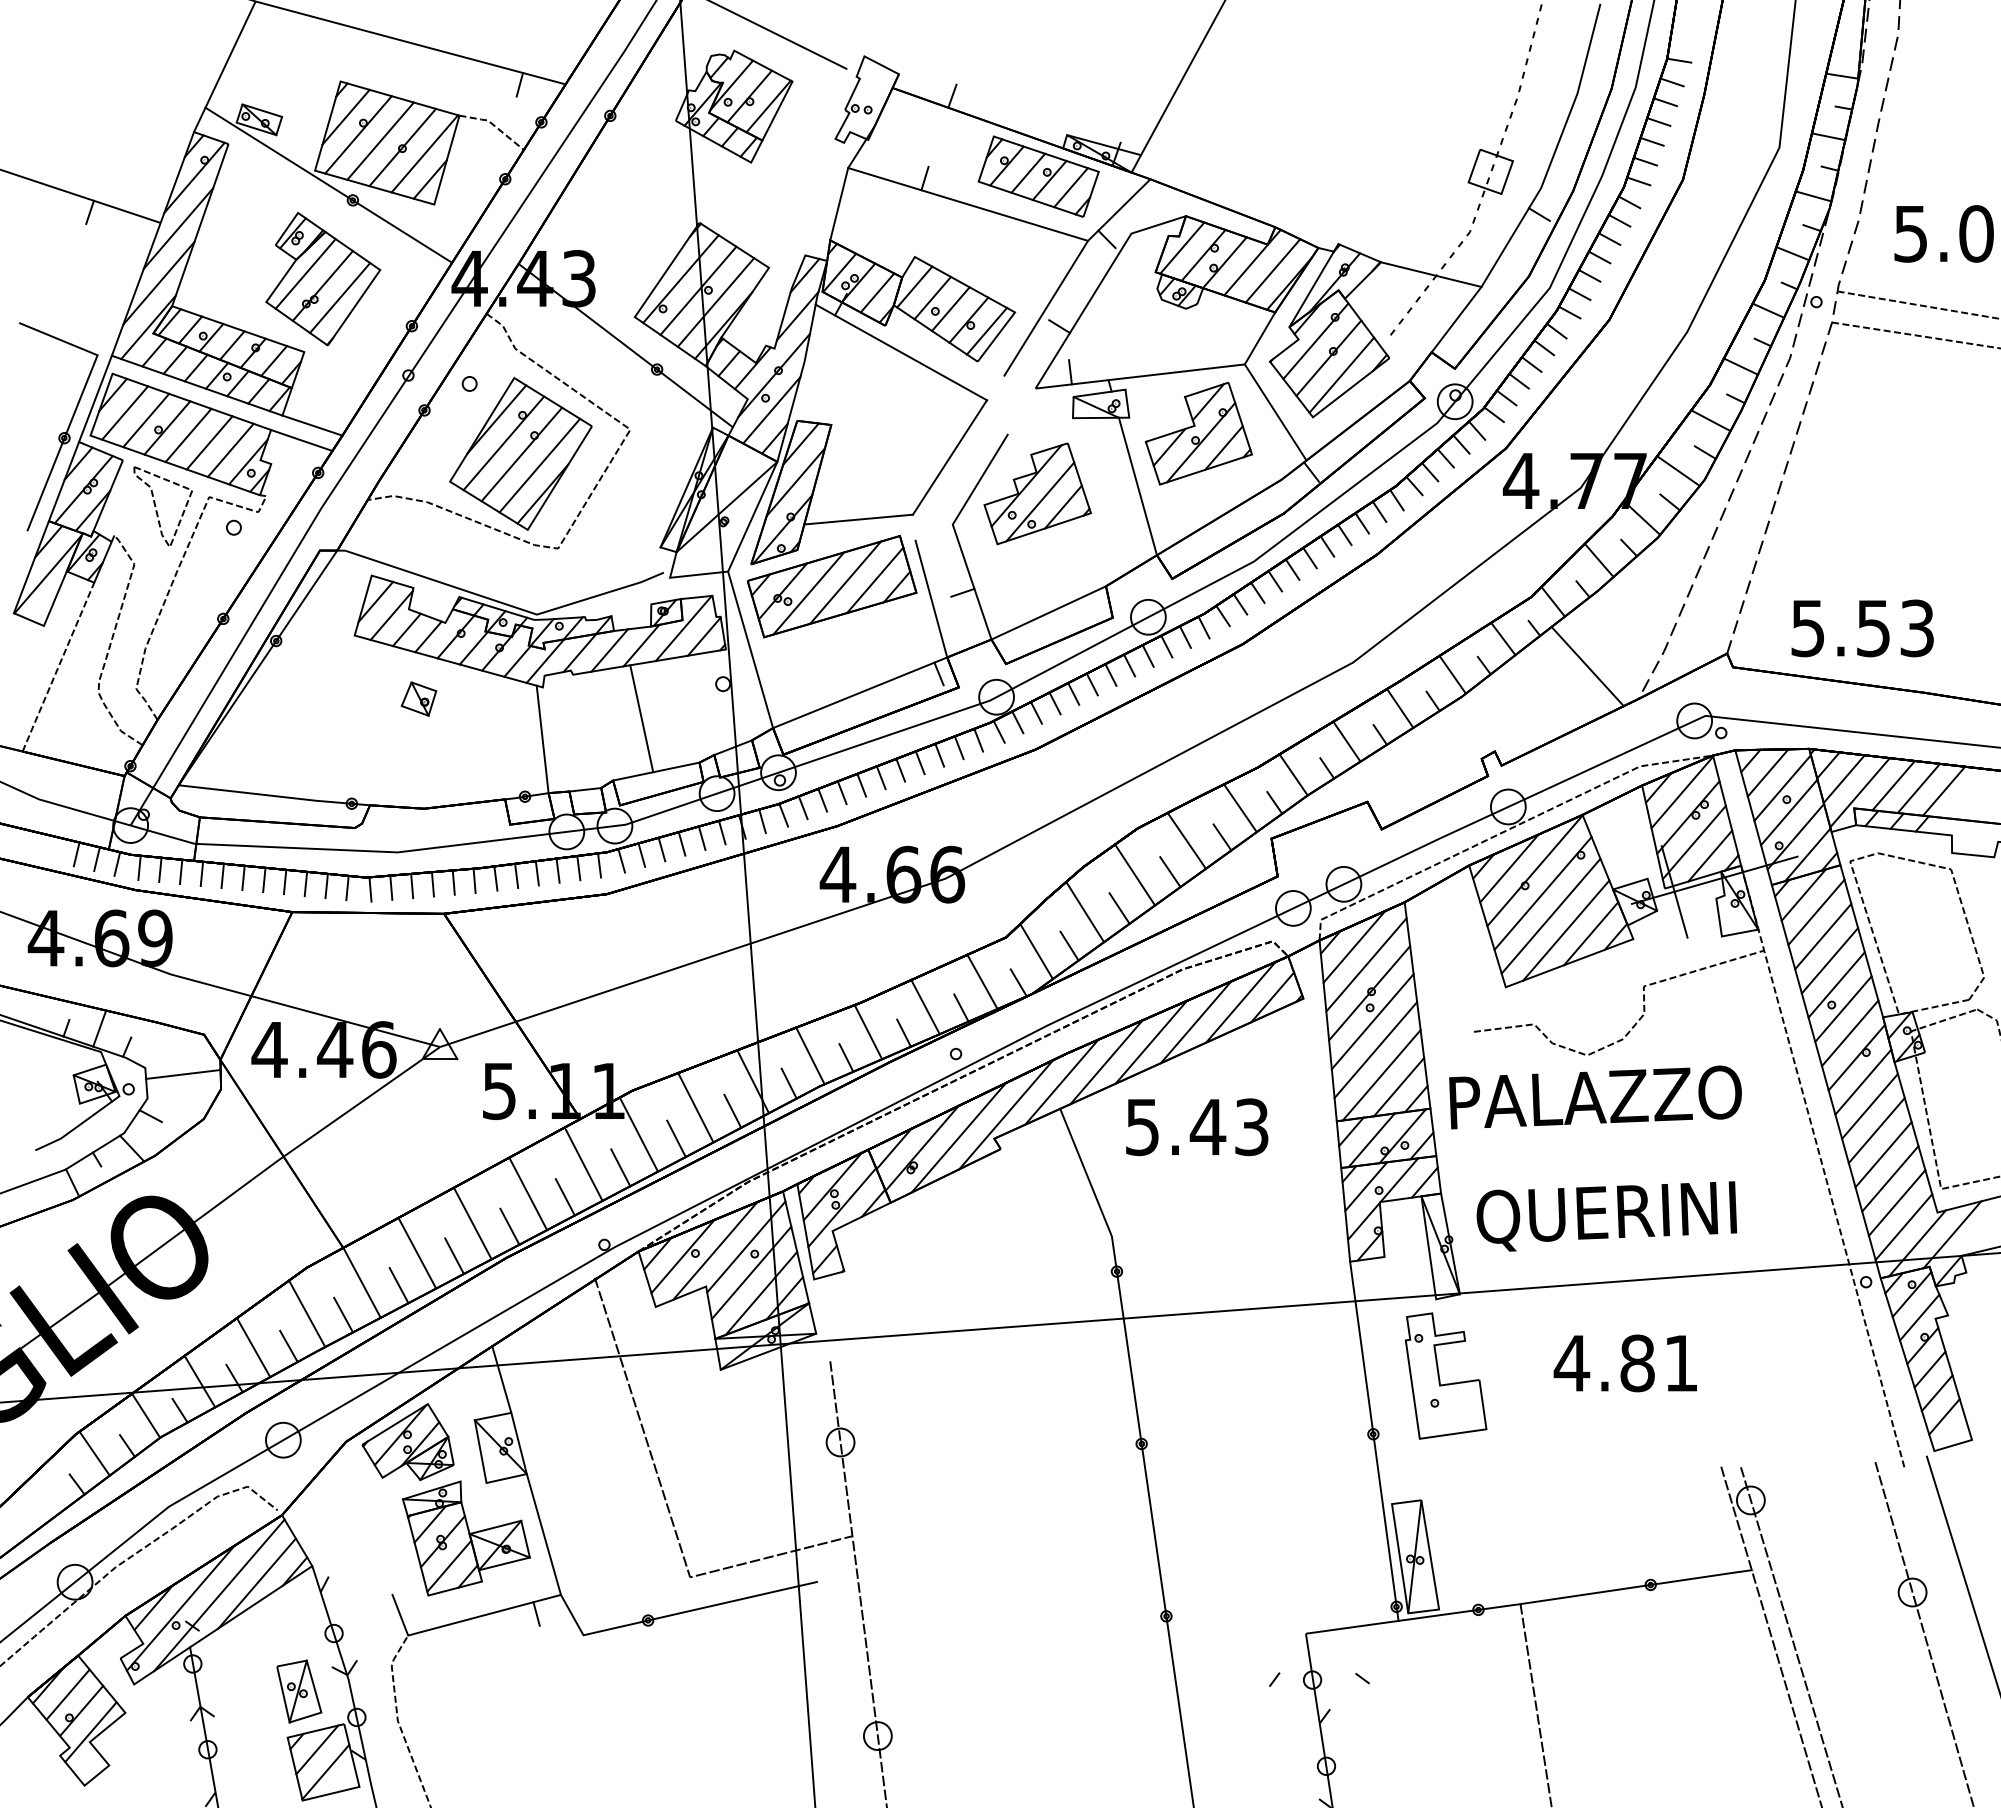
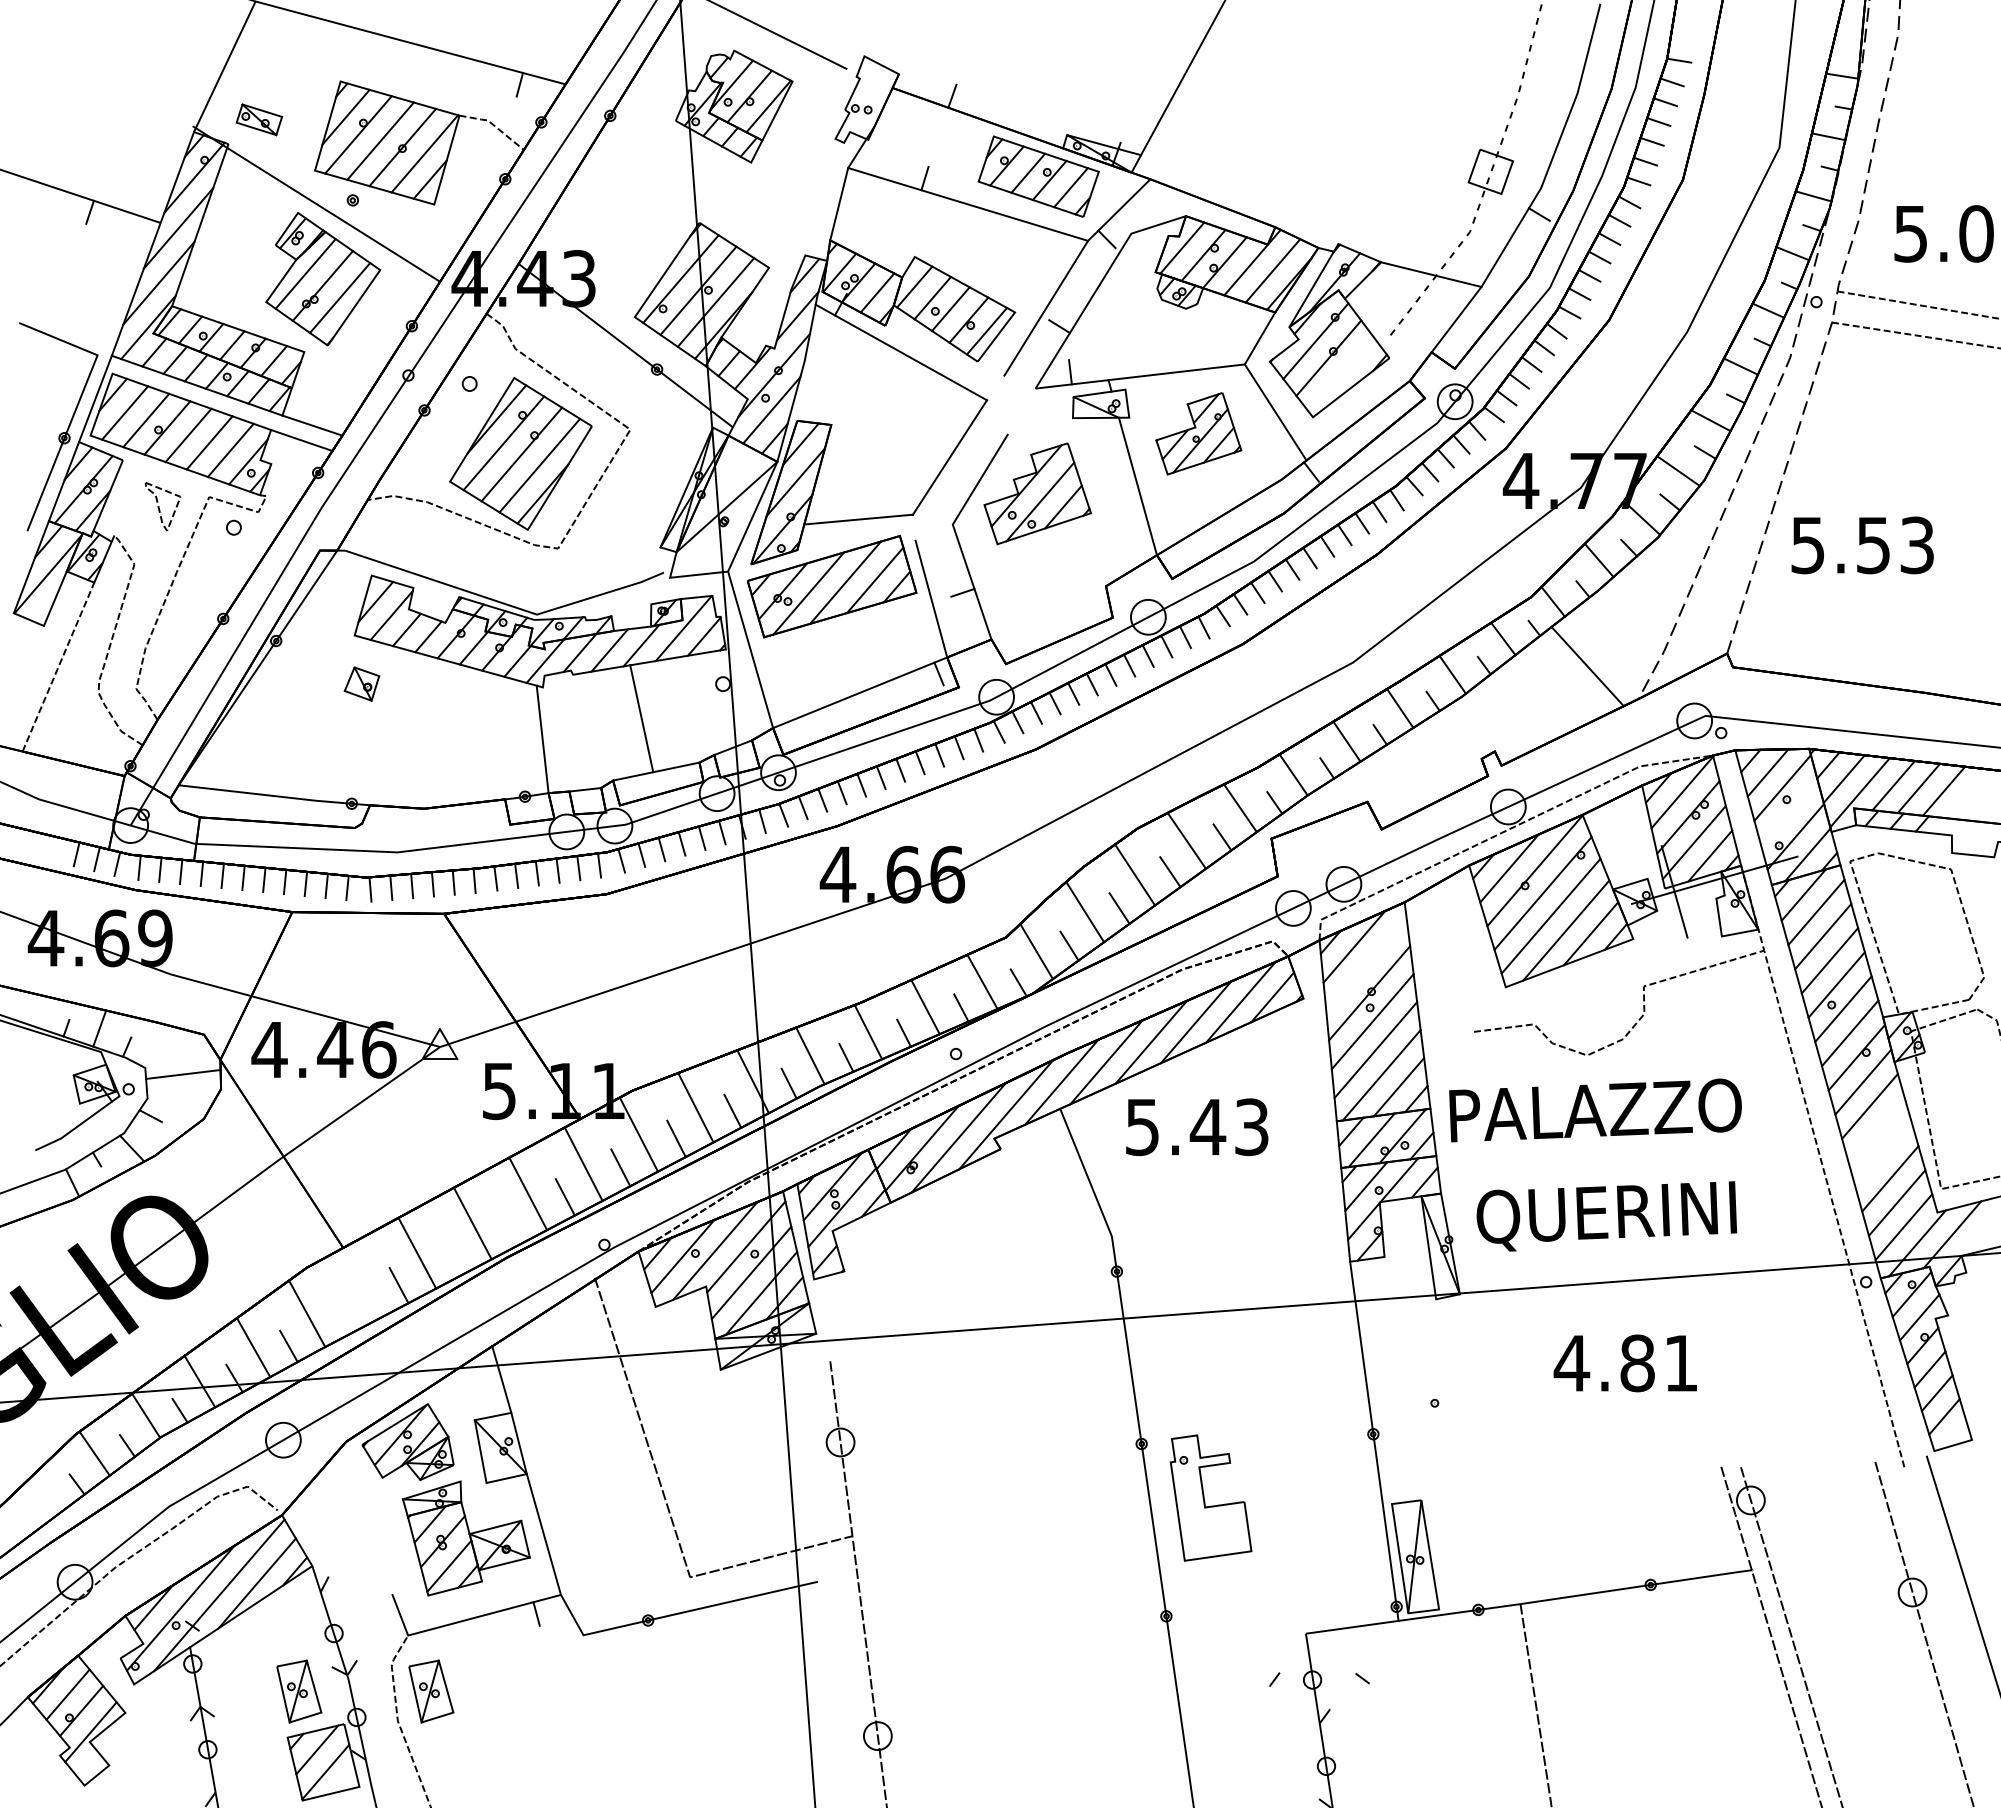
line position: (328, 184) -> (316, 203) (316, 203)
line: present -> none (1341, 374)
part size: 109x104 px -> 88x84 px (1198, 433)
part size: 60x81 px -> 38x50 px (162, 506)
line: present -> none (1048, 612)
text position: (1862, 628) -> (1862, 545) (1862, 545)
part position: (418, 698) -> (361, 683) (361, 683)
line: present -> none (1789, 812)
line: present -> none (1366, 964)
text position: (1595, 1097) -> (1595, 1110) (1595, 1110)
line: present -> none (1876, 1130)
line: present -> none (1883, 1154)
line: present -> none (509, 1226)
line: present -> none (454, 1255)
line: present -> none (361, 1282)
line: present -> none (343, 1314)
part position: (1445, 1375) -> (1210, 1497) (1210, 1497)
part: none -> present (431, 1691)
